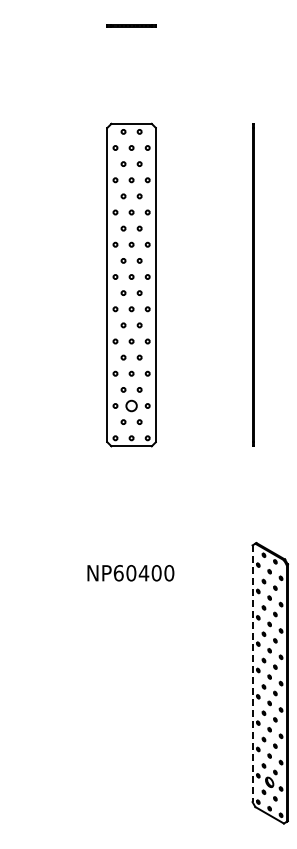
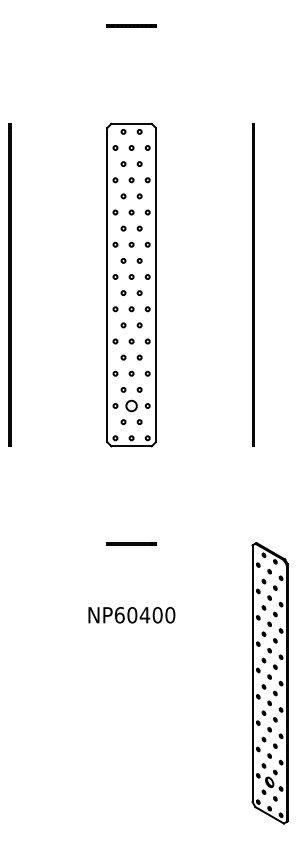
line: none -> present (9, 284)
line: none -> present (131, 543)
text position: (130, 573) -> (131, 615) (131, 615)
line: dashed -> solid (252, 674)
